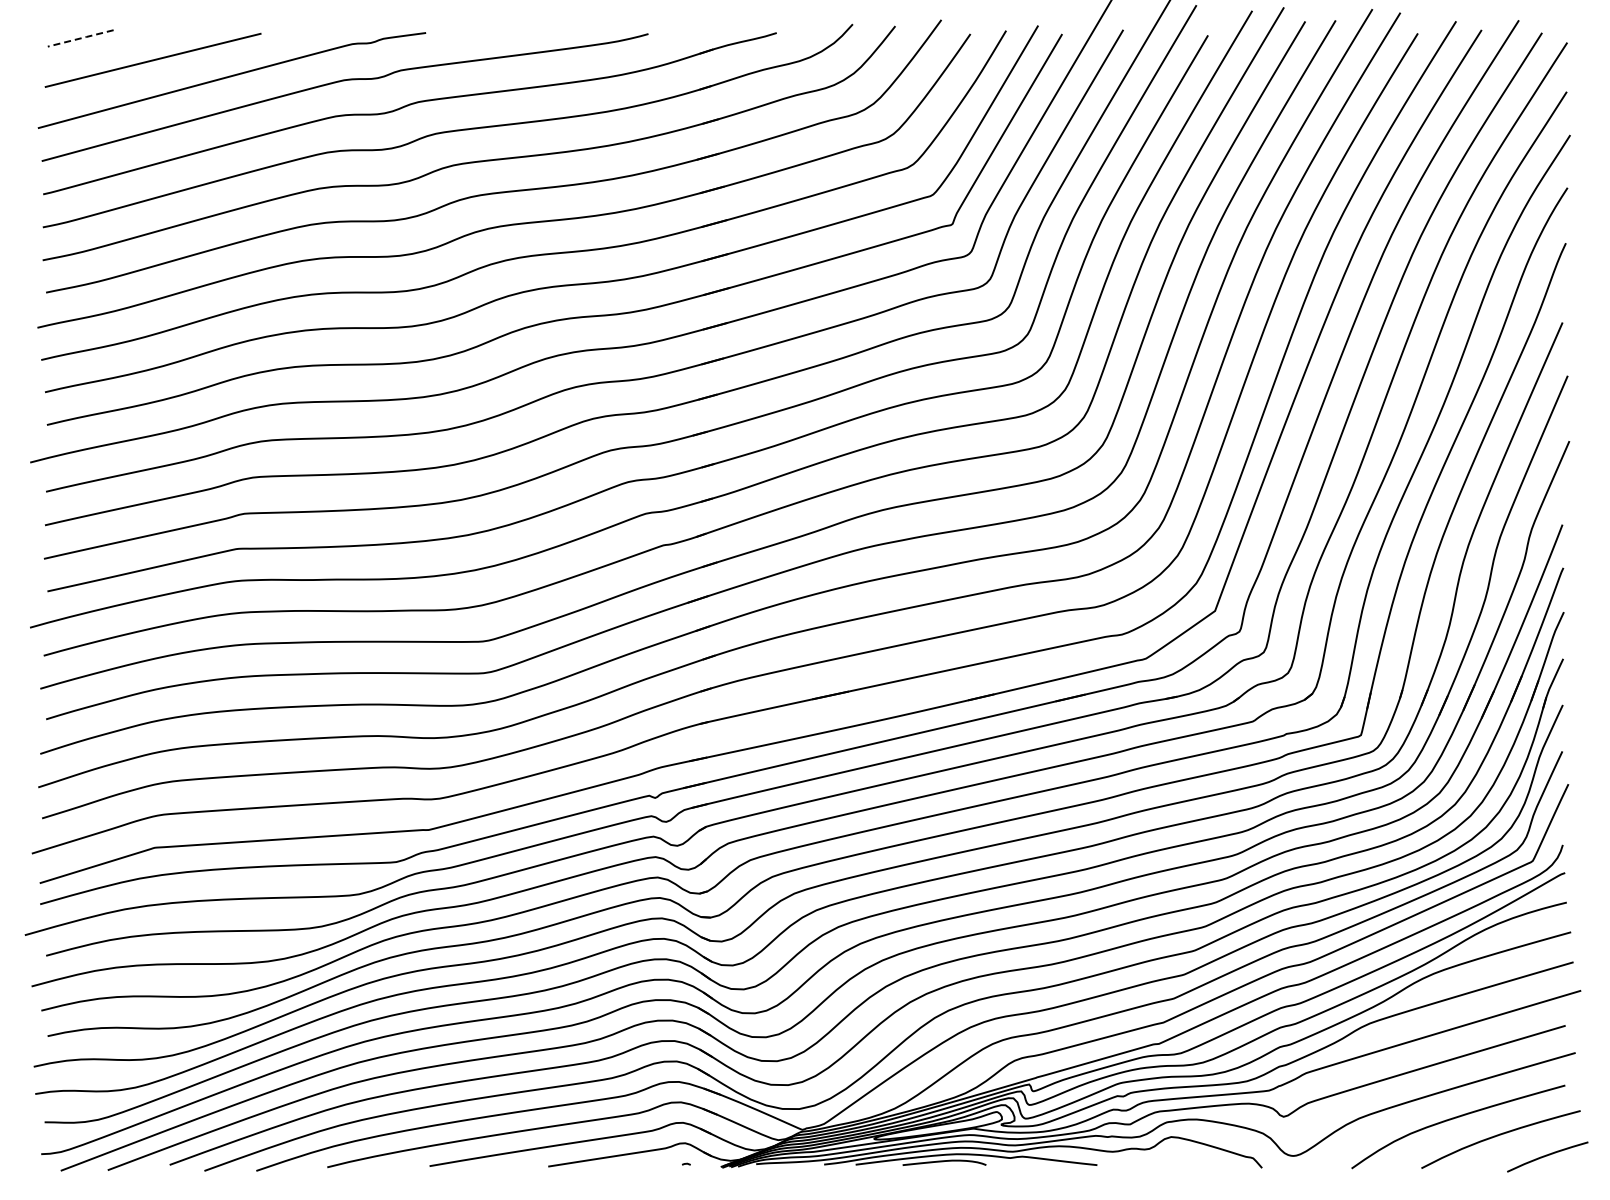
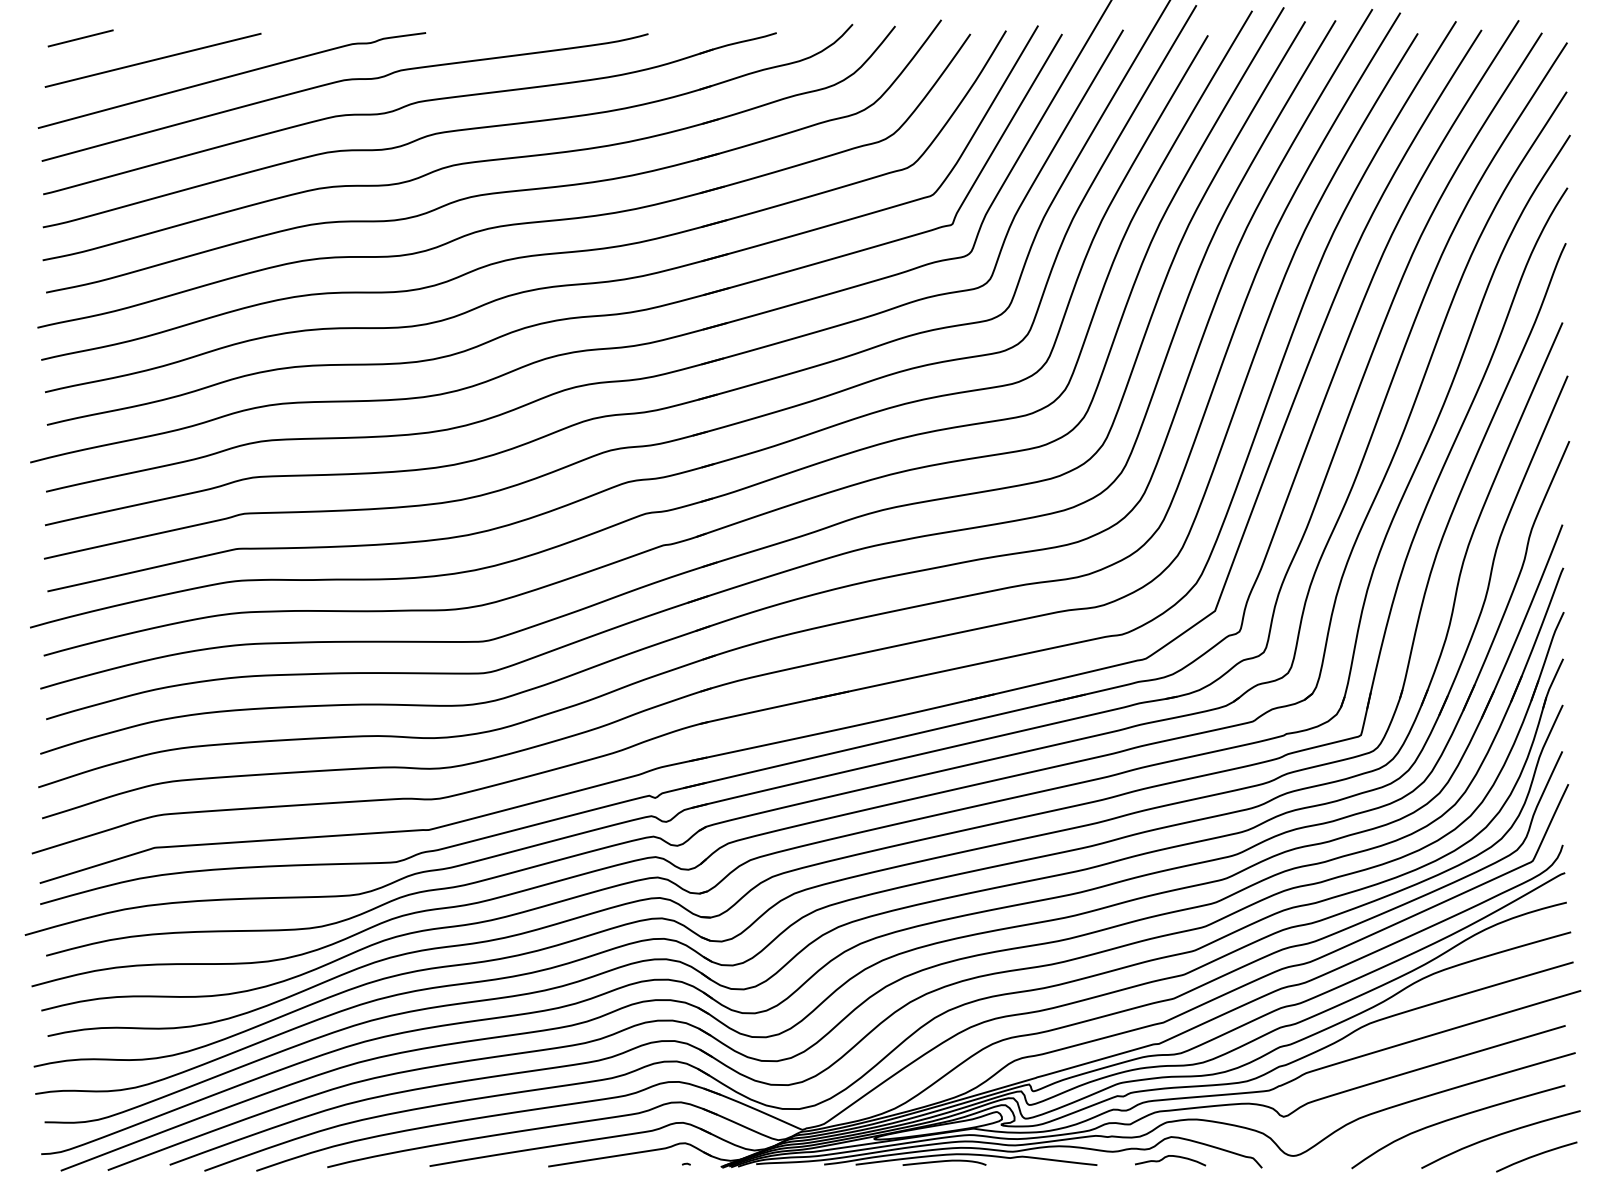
line: dashed -> solid (80, 38)
curve: none -> present (1170, 1156)
curve position: (1547, 1156) -> (1536, 1156) (1536, 1156)
